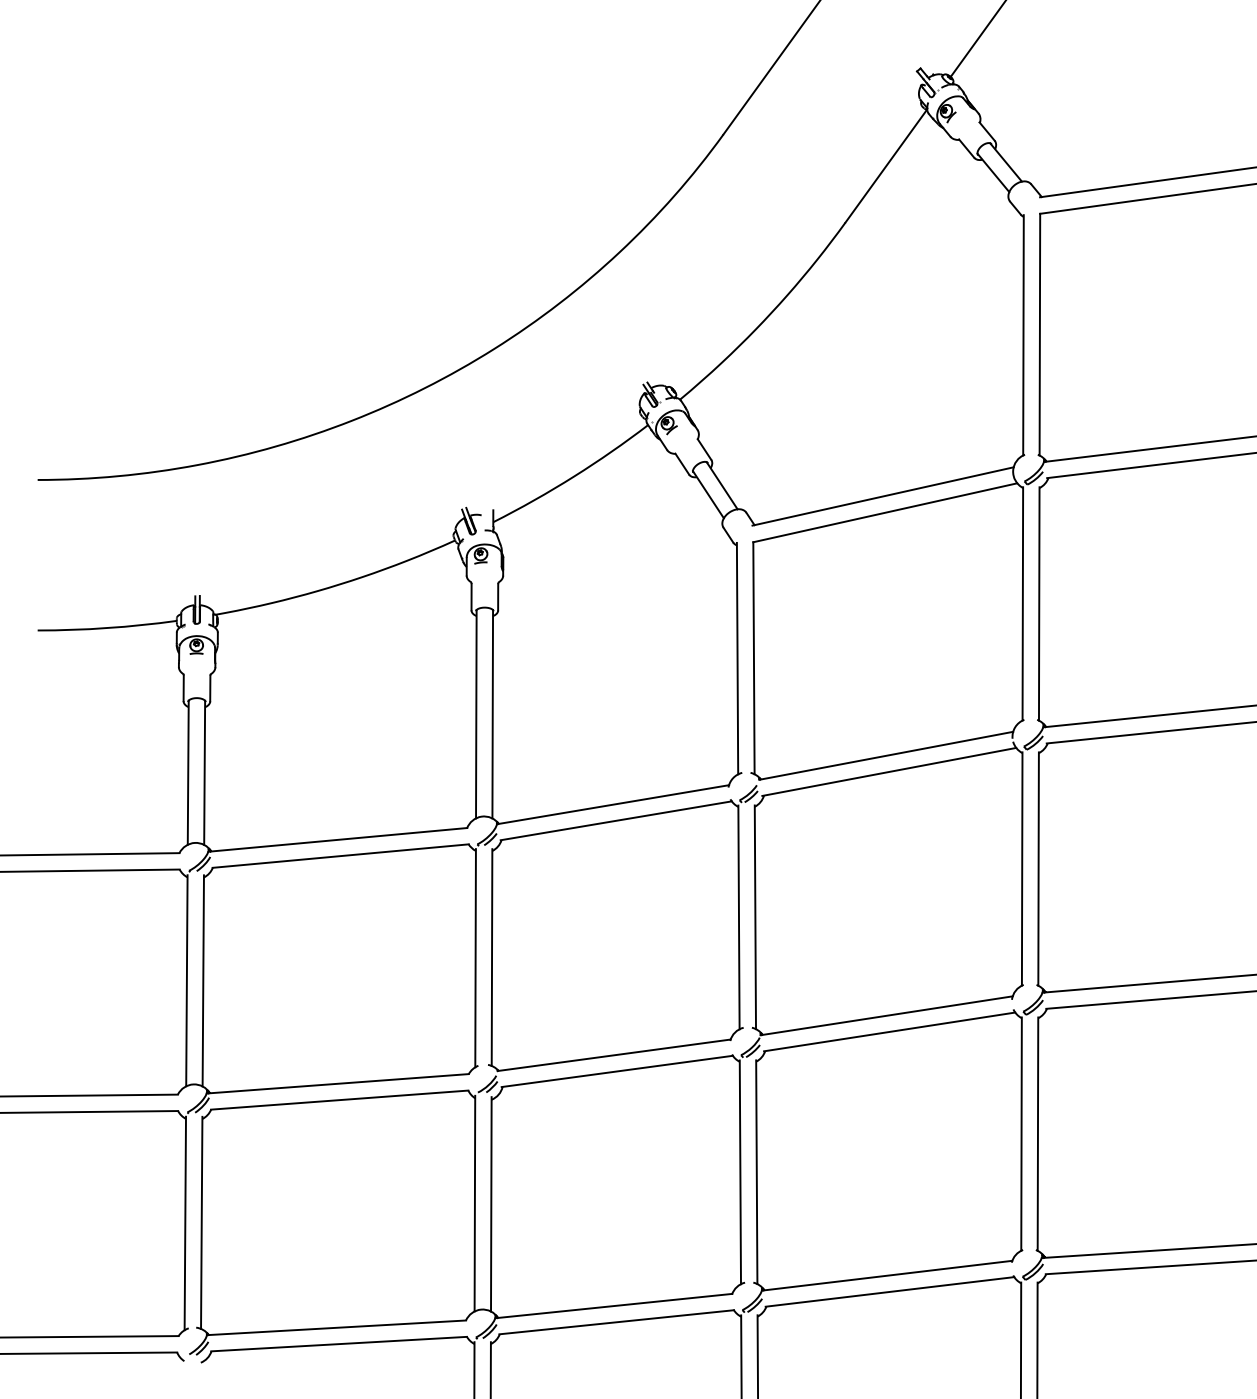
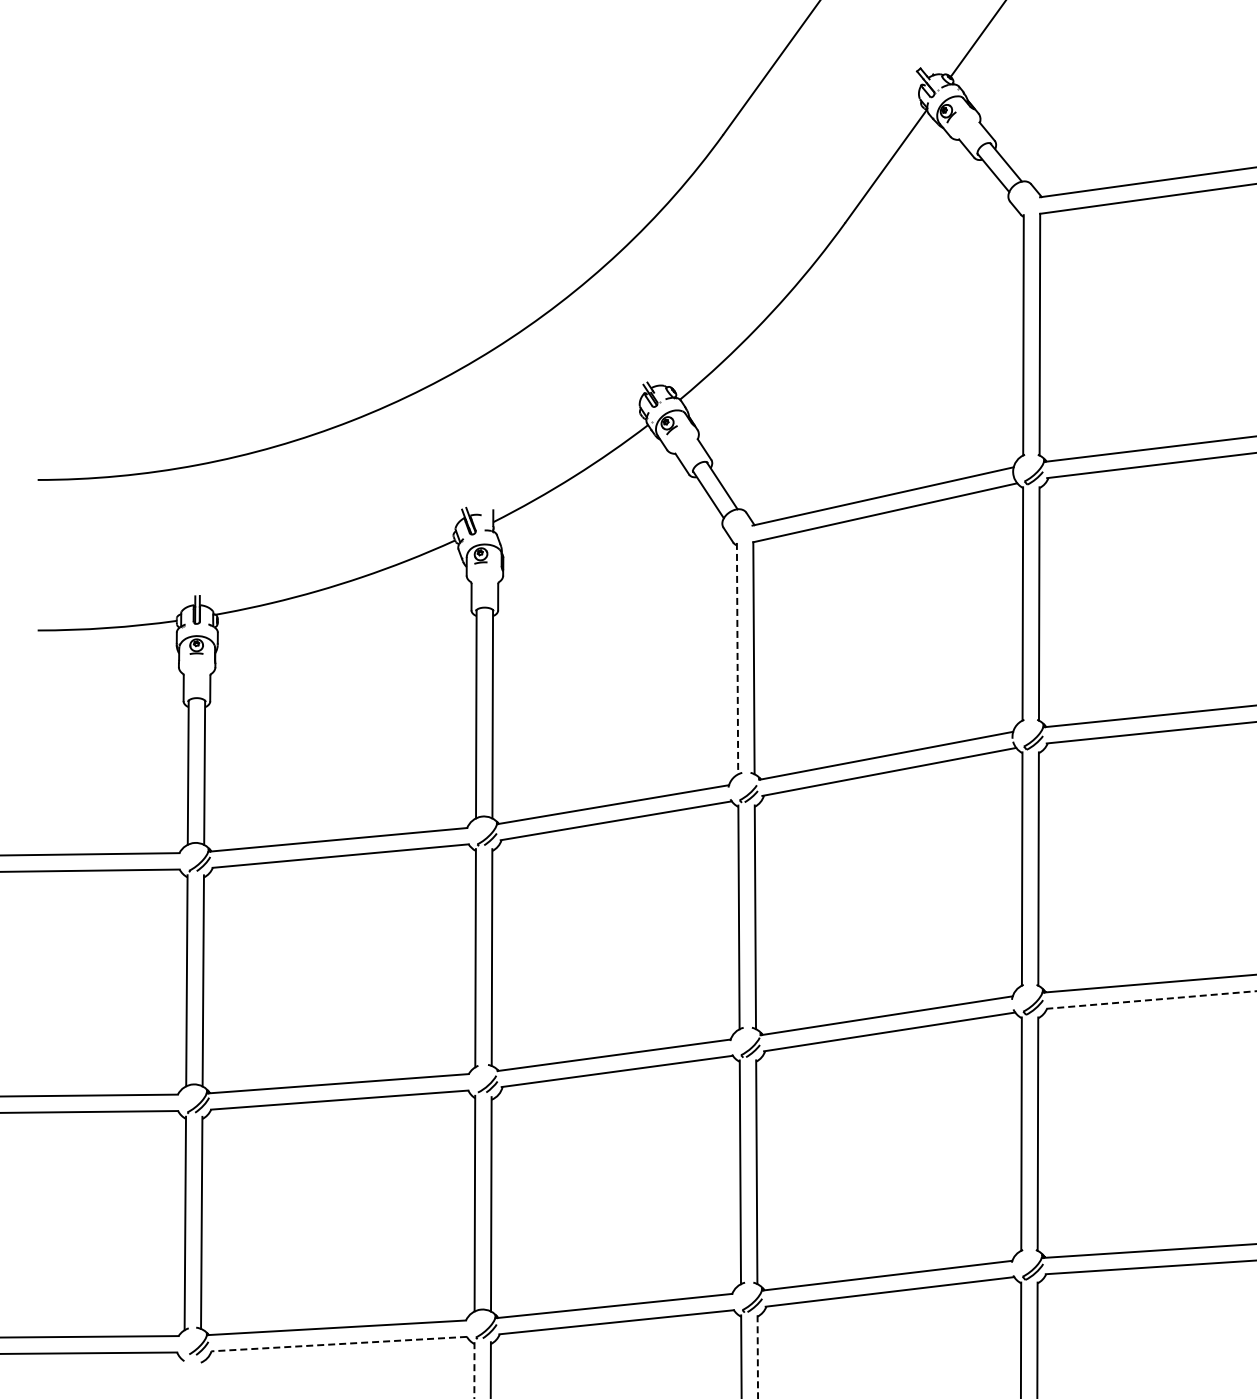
line: solid -> dashed (737, 658)
line: solid -> dashed (1151, 999)
line: solid -> dashed (338, 1344)
line: solid -> dashed (757, 1357)
line: solid -> dashed (474, 1370)
